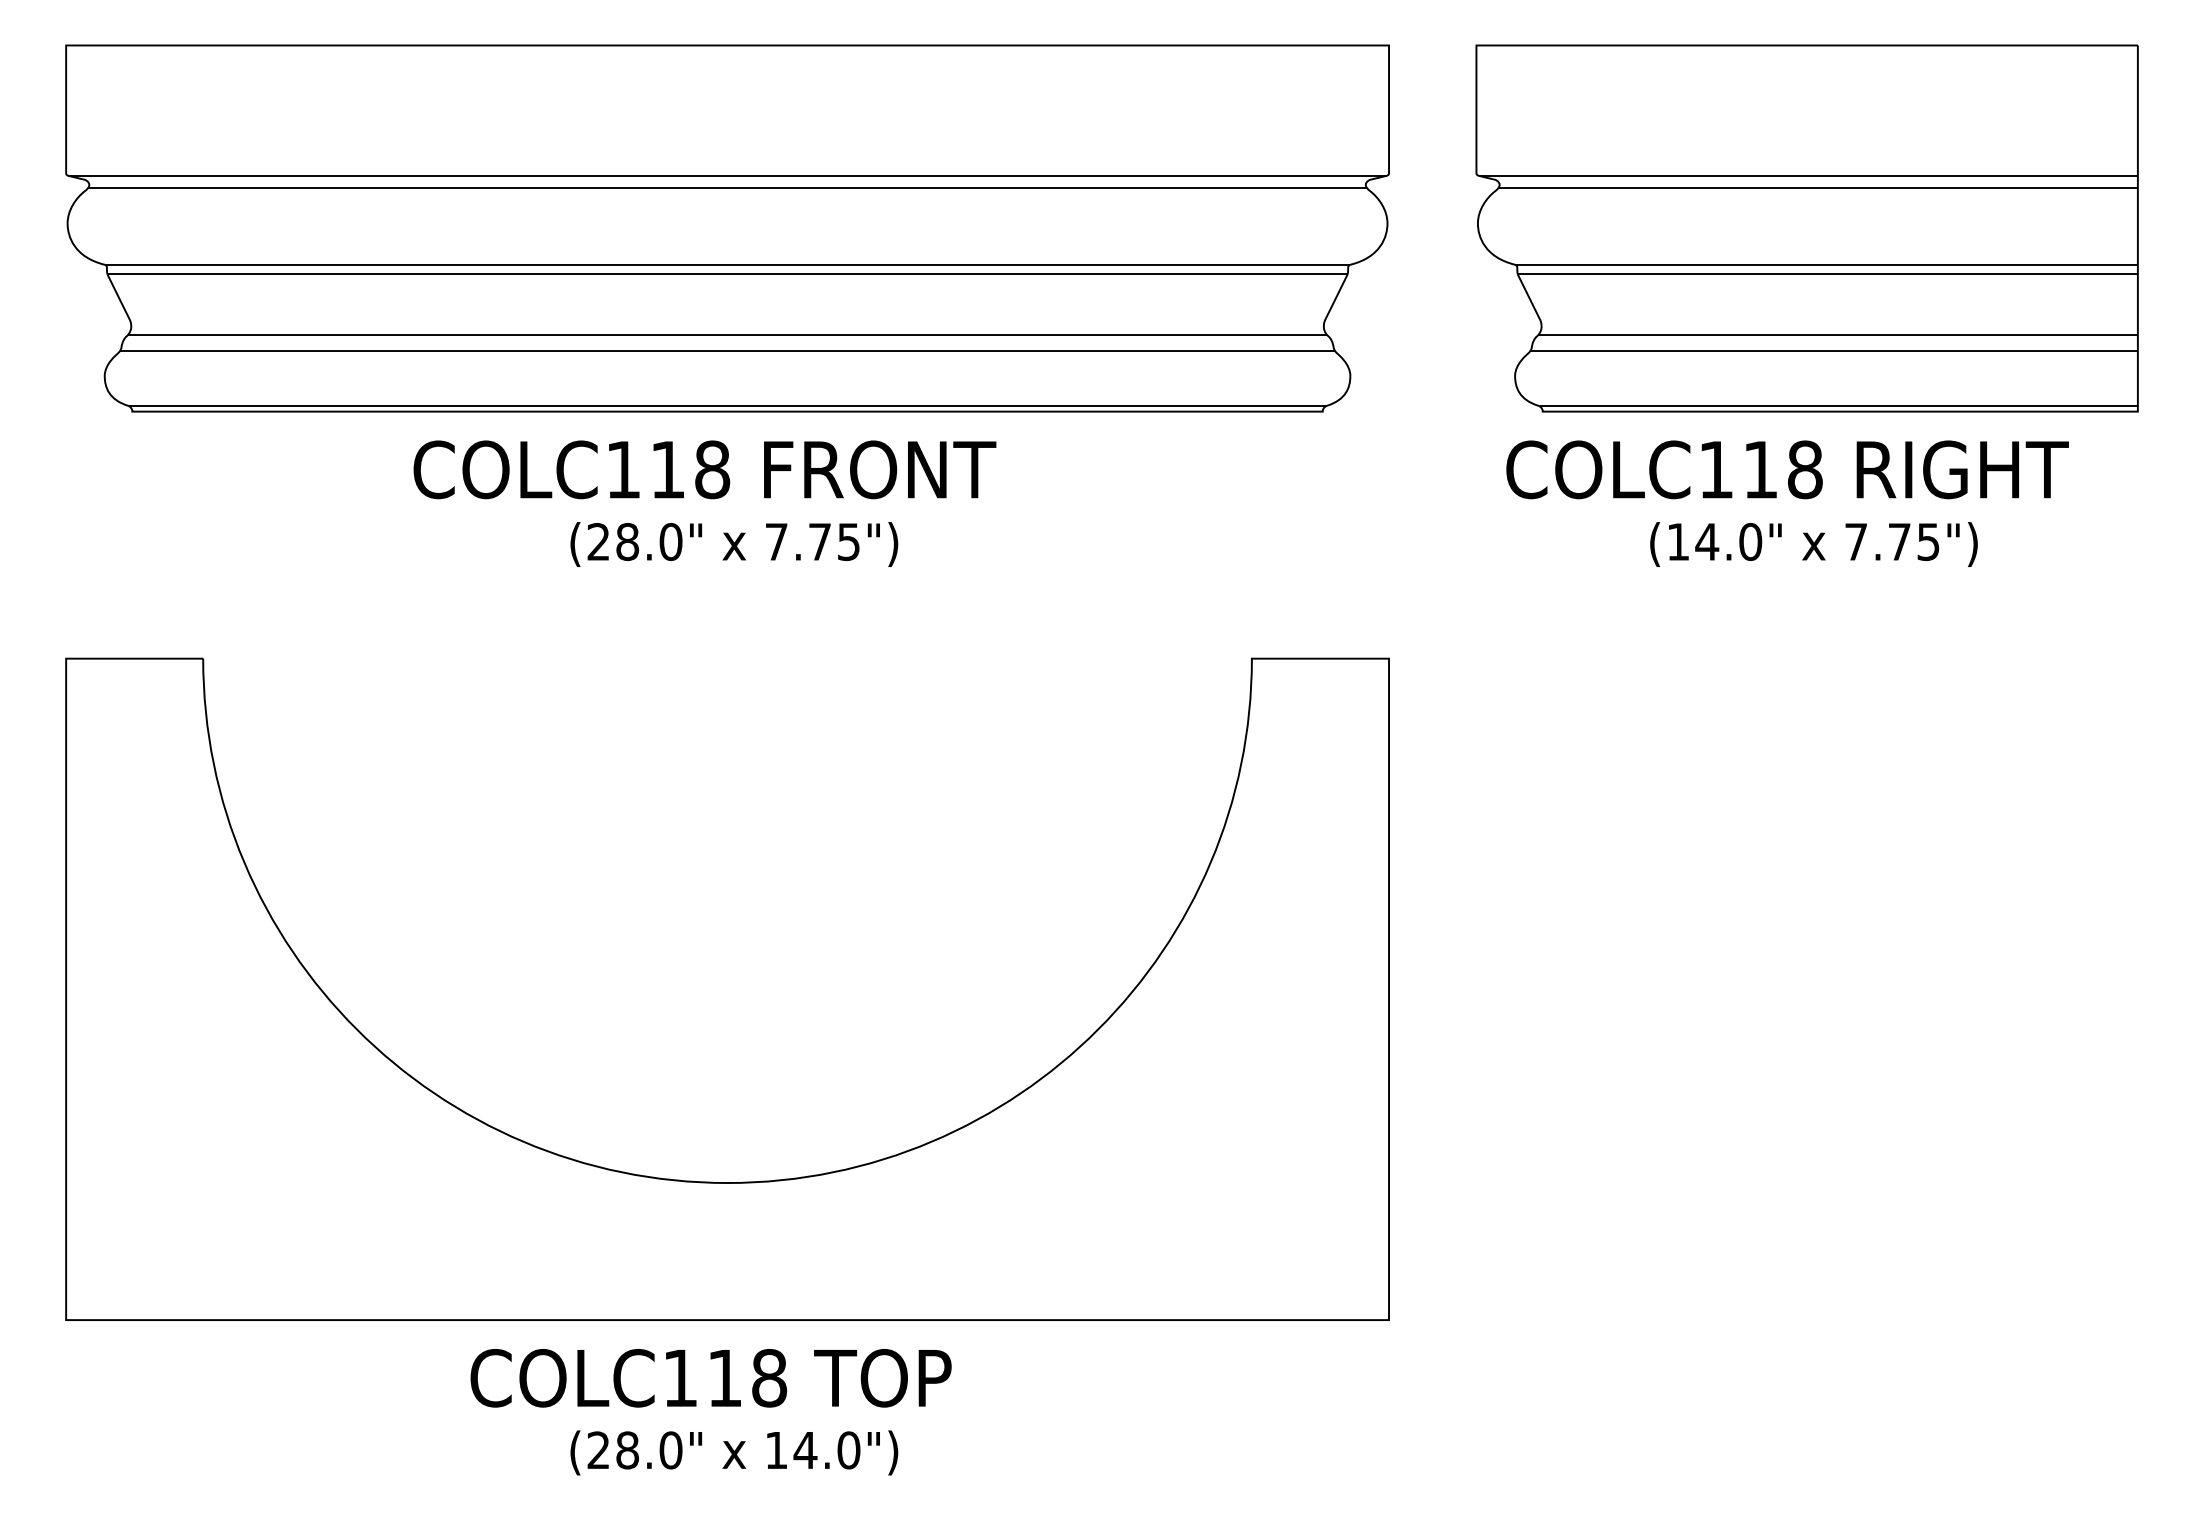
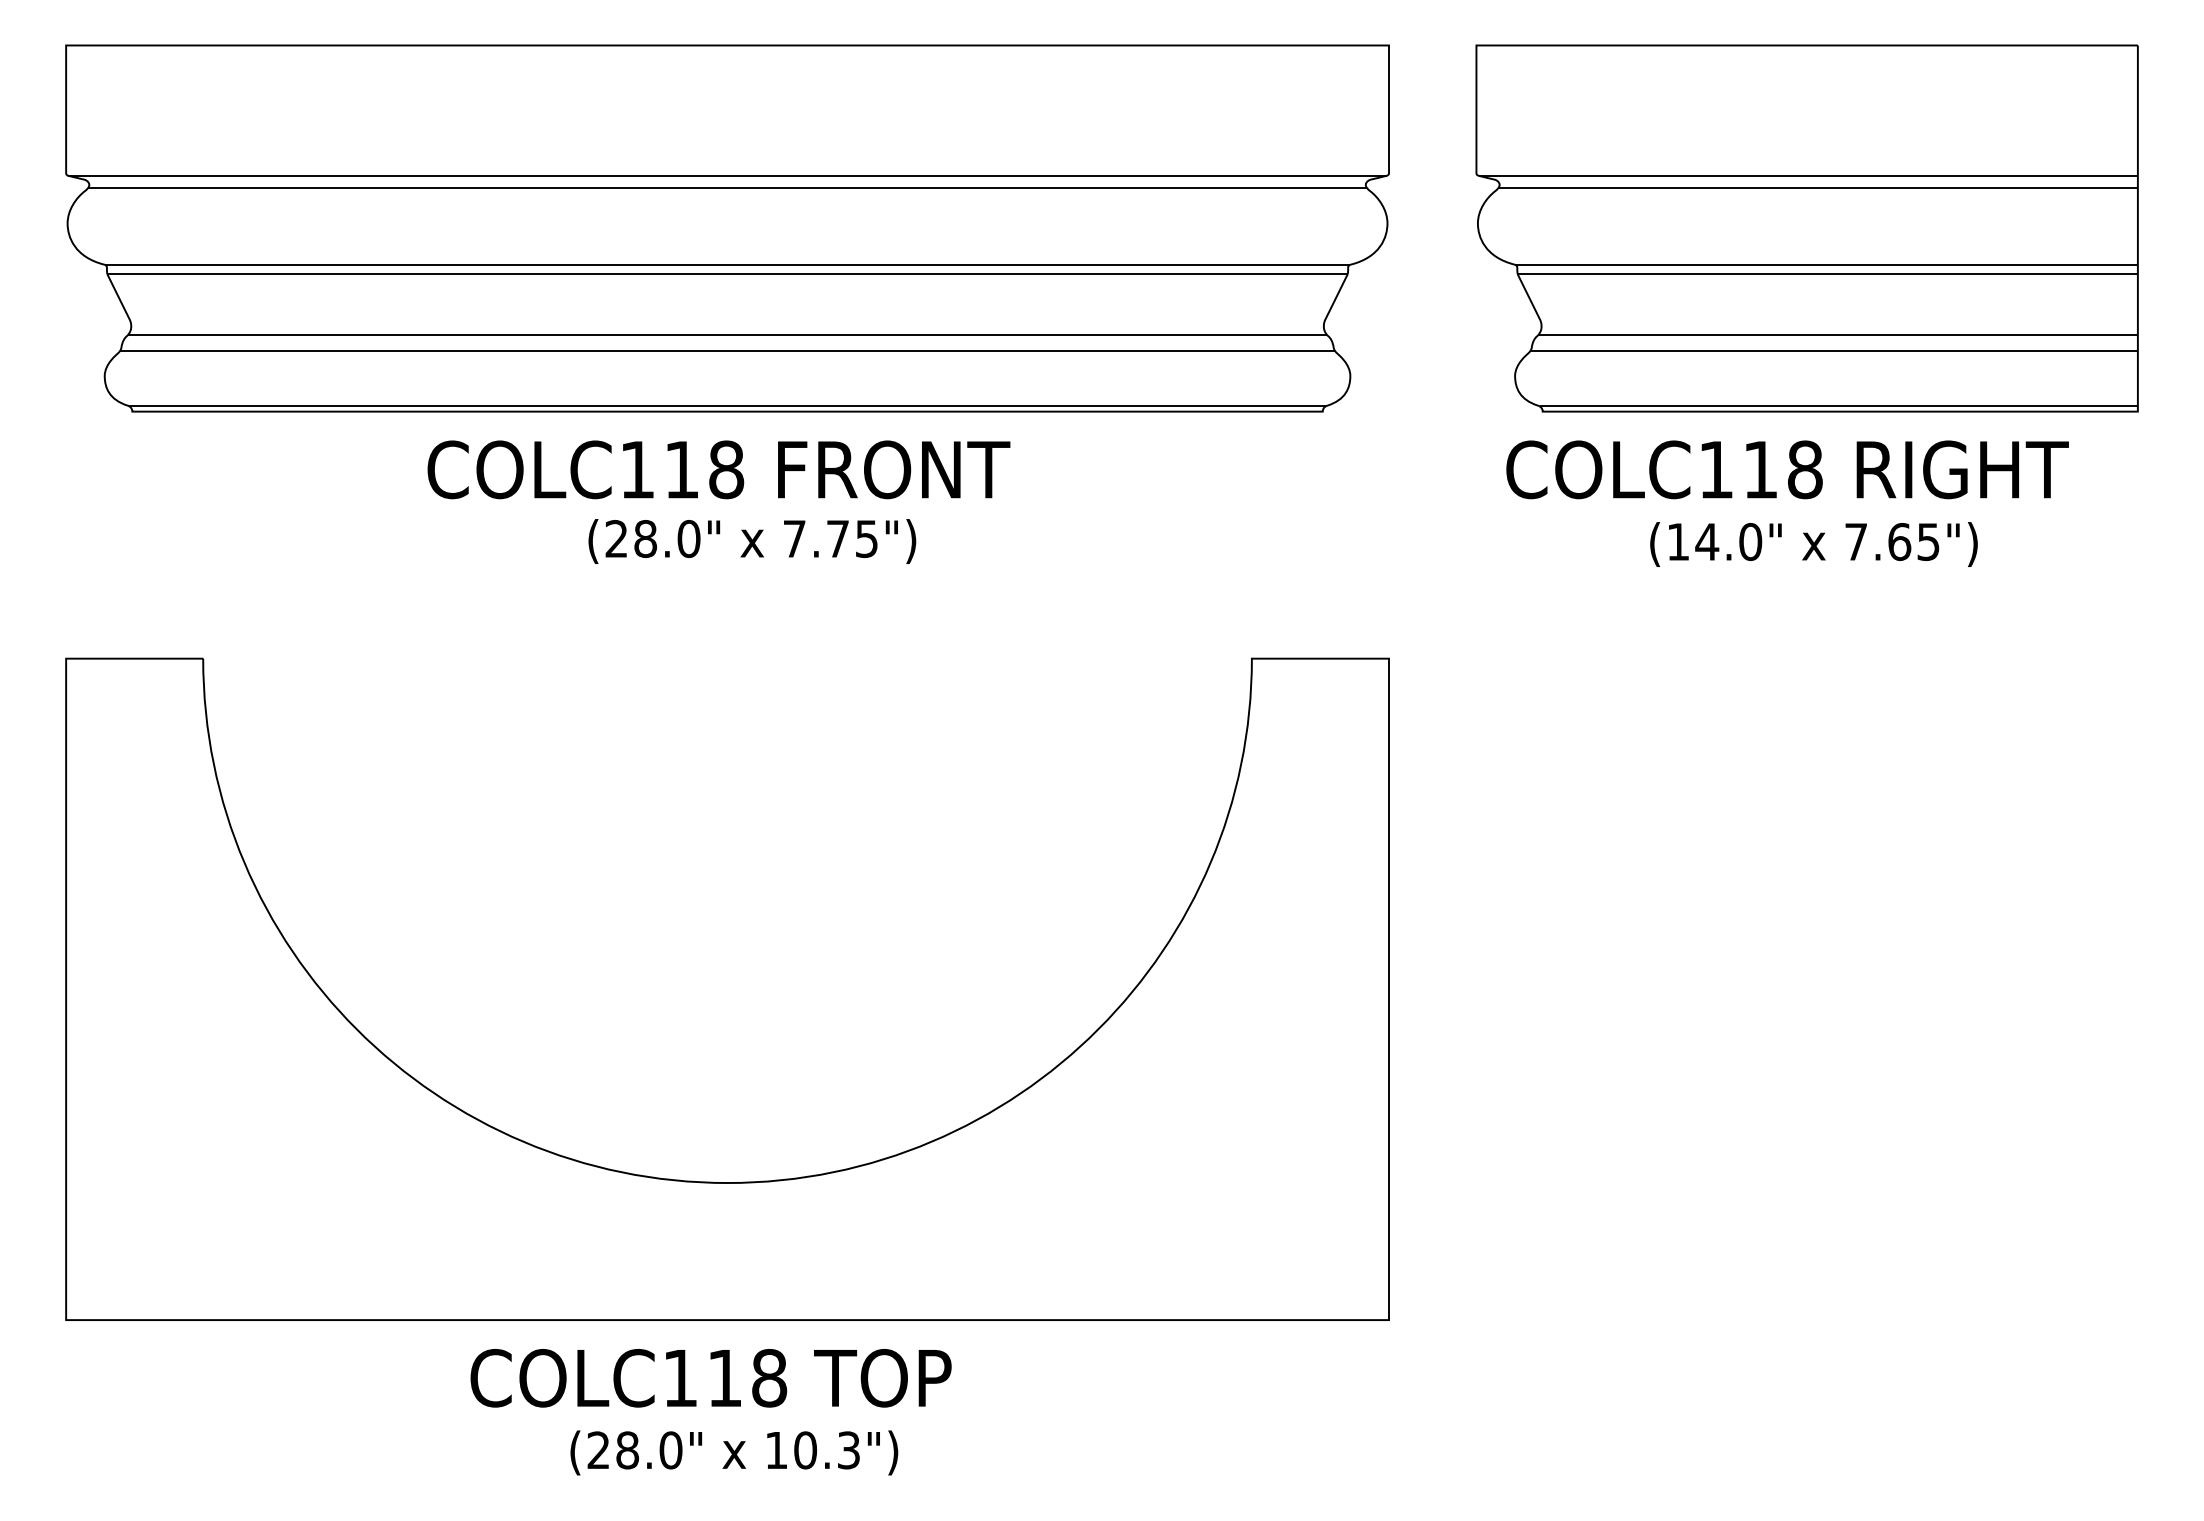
text position: (704, 469) -> (718, 469) (718, 469)
text: 7.75") -> 7.65") (1899, 541)
text position: (734, 544) -> (752, 541) (752, 541)
text: 14.0") -> 10.3") (826, 1450)
